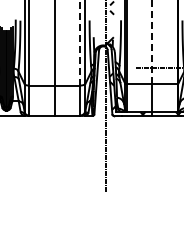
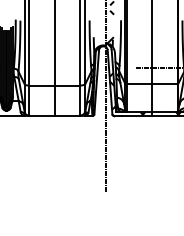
line: dashed -> solid (79, 42)
line: dashed -> solid (151, 42)
